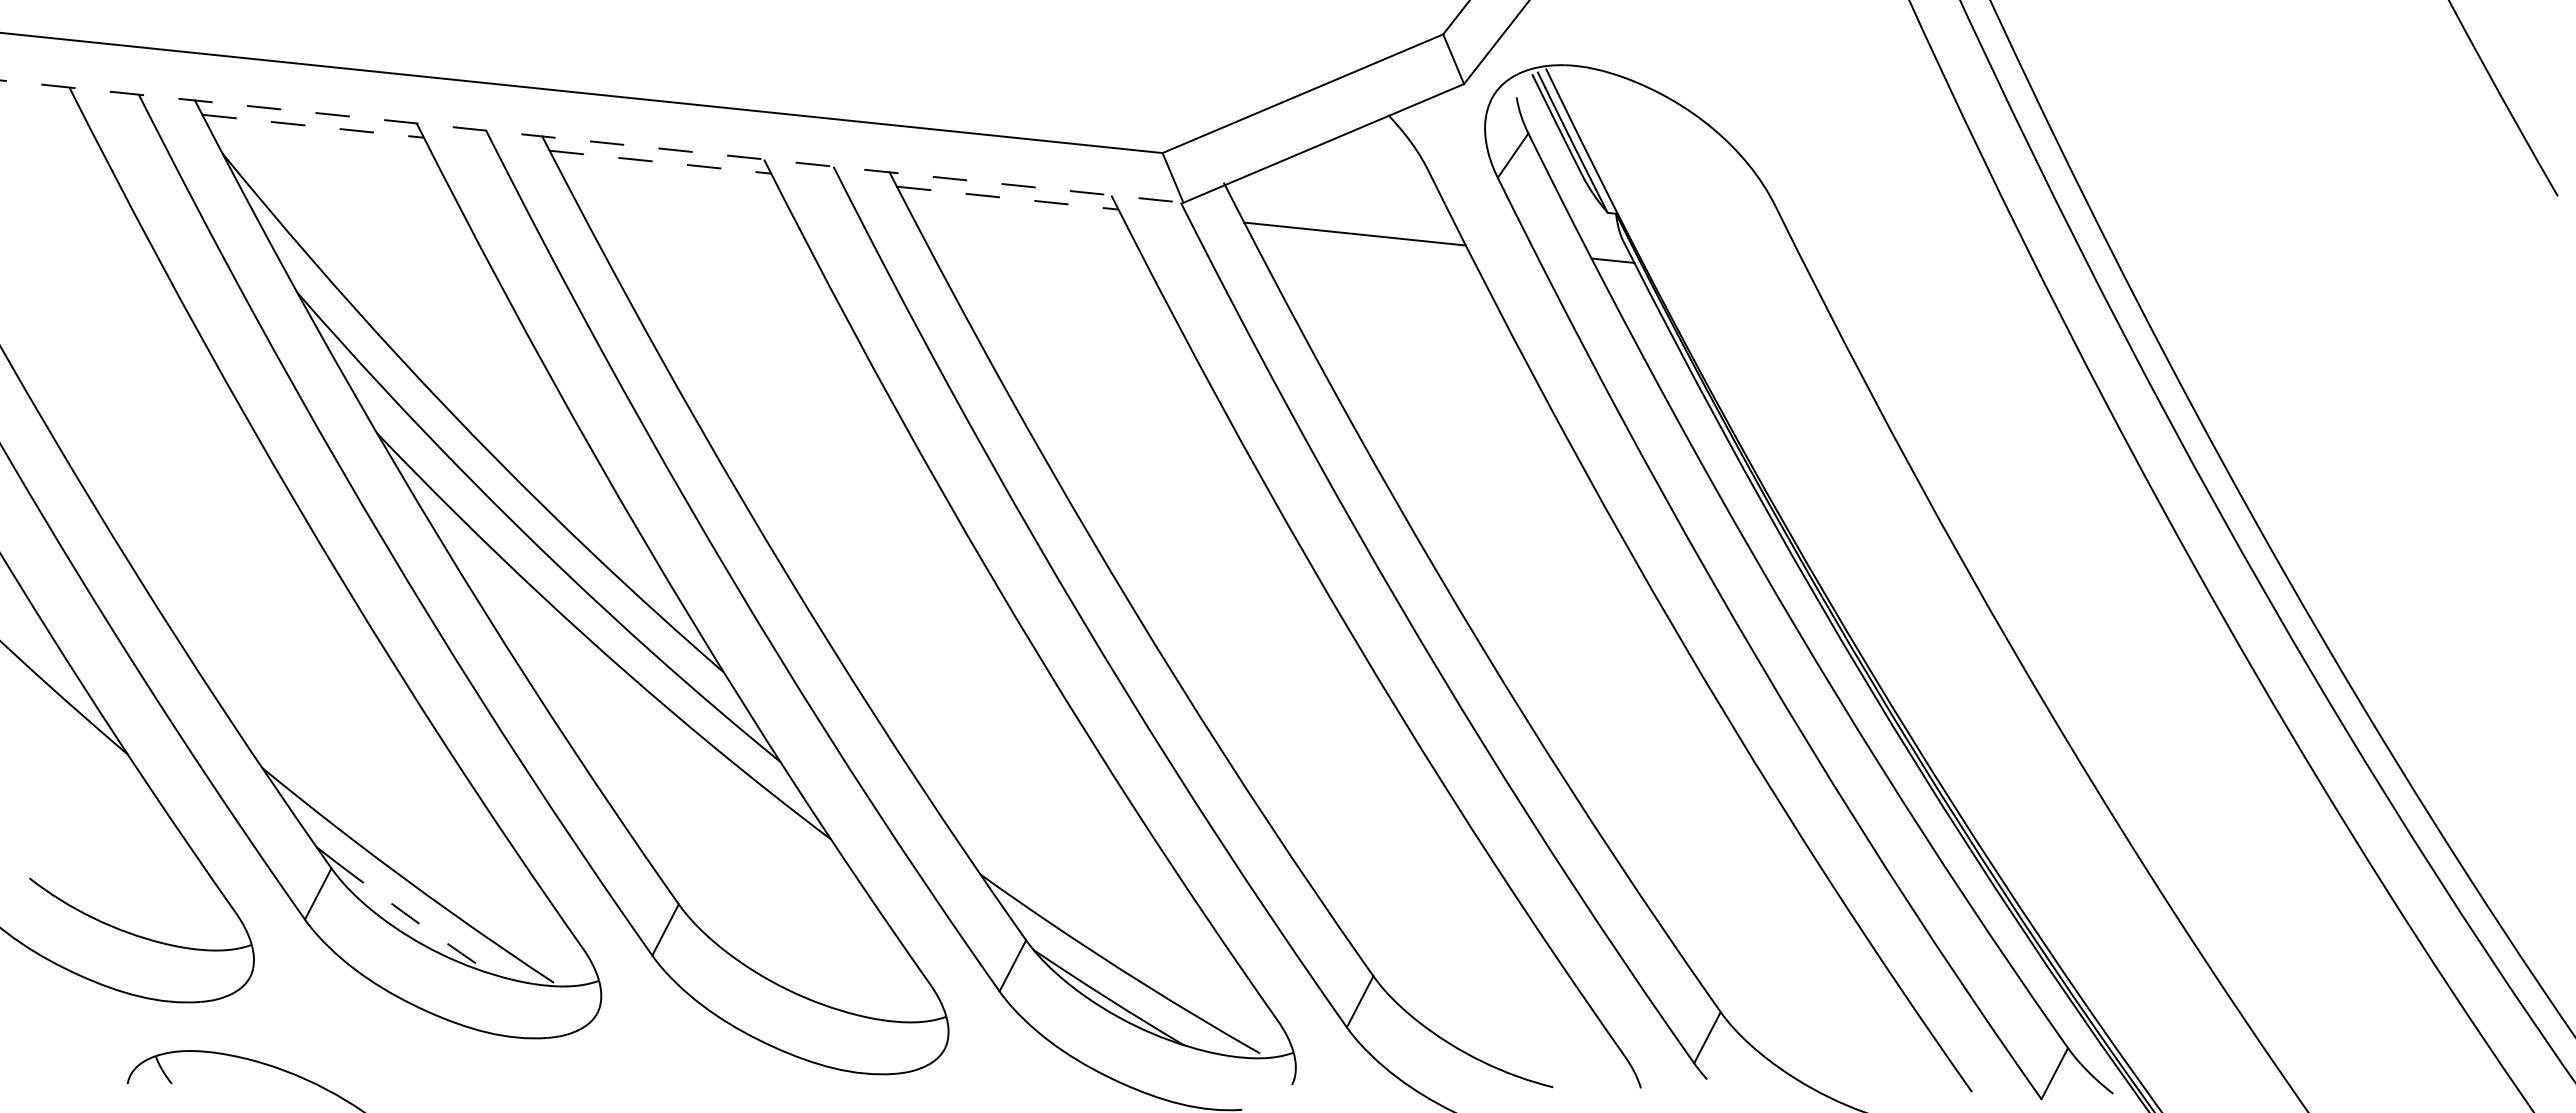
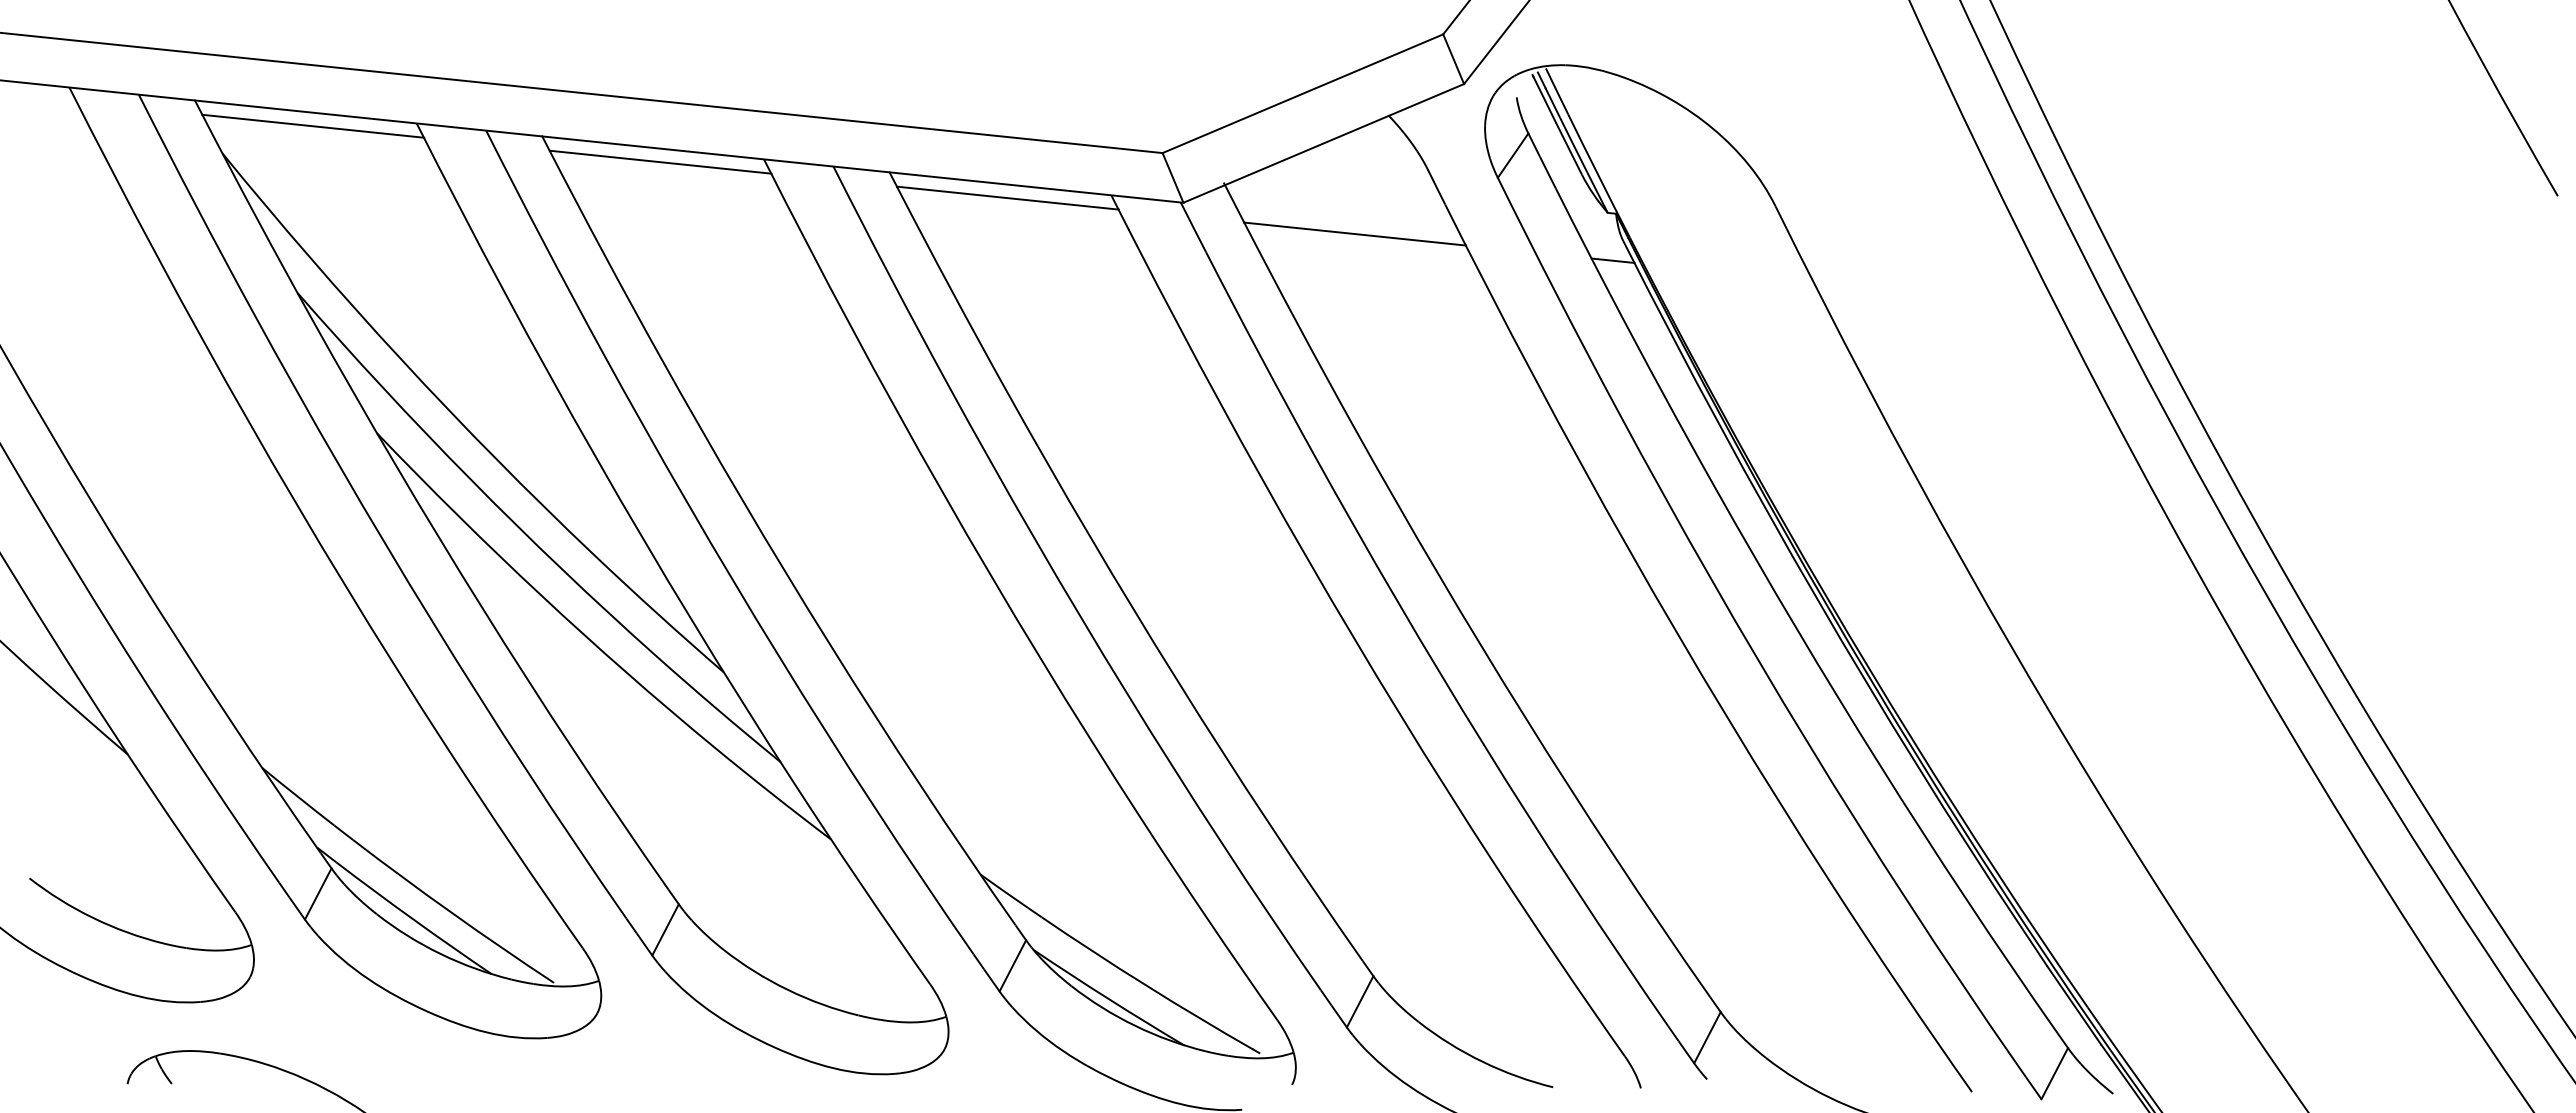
line: dashed -> solid (313, 126)
line: dashed -> solid (592, 141)
line: dashed -> solid (661, 162)
line: dashed -> solid (1008, 198)
arc: dashed -> solid (413, 919)
